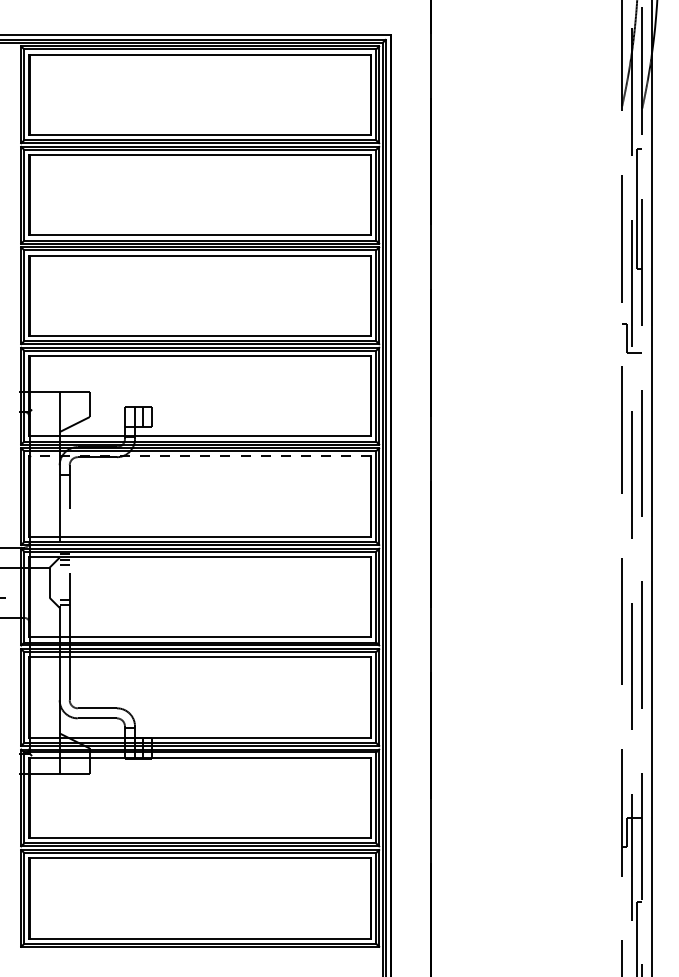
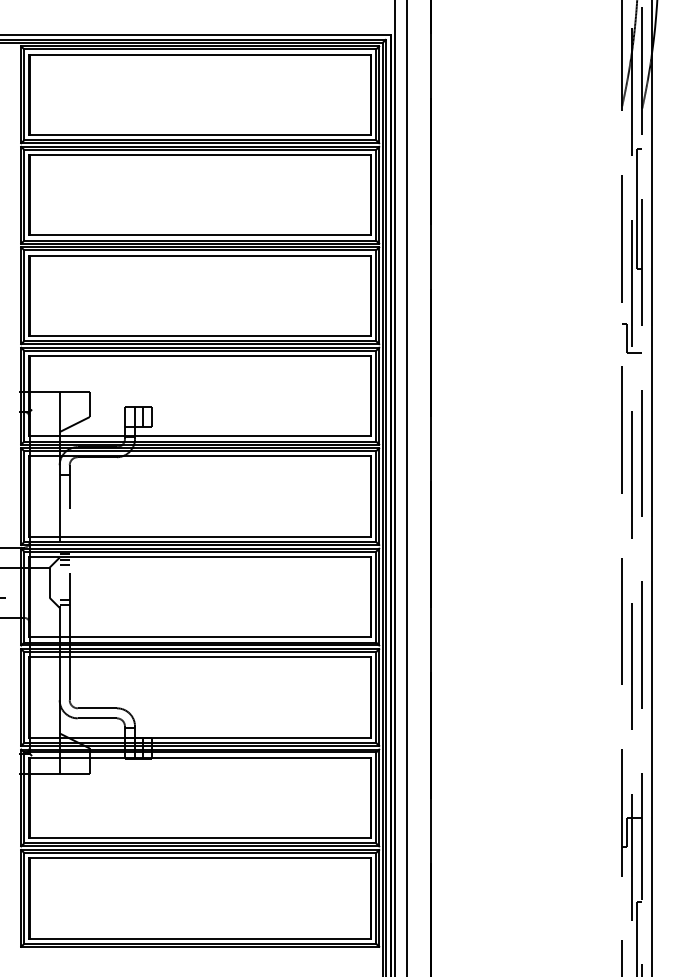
line: dashed -> solid (200, 456)
line: none -> present (395, 487)
line: none -> present (406, 487)
